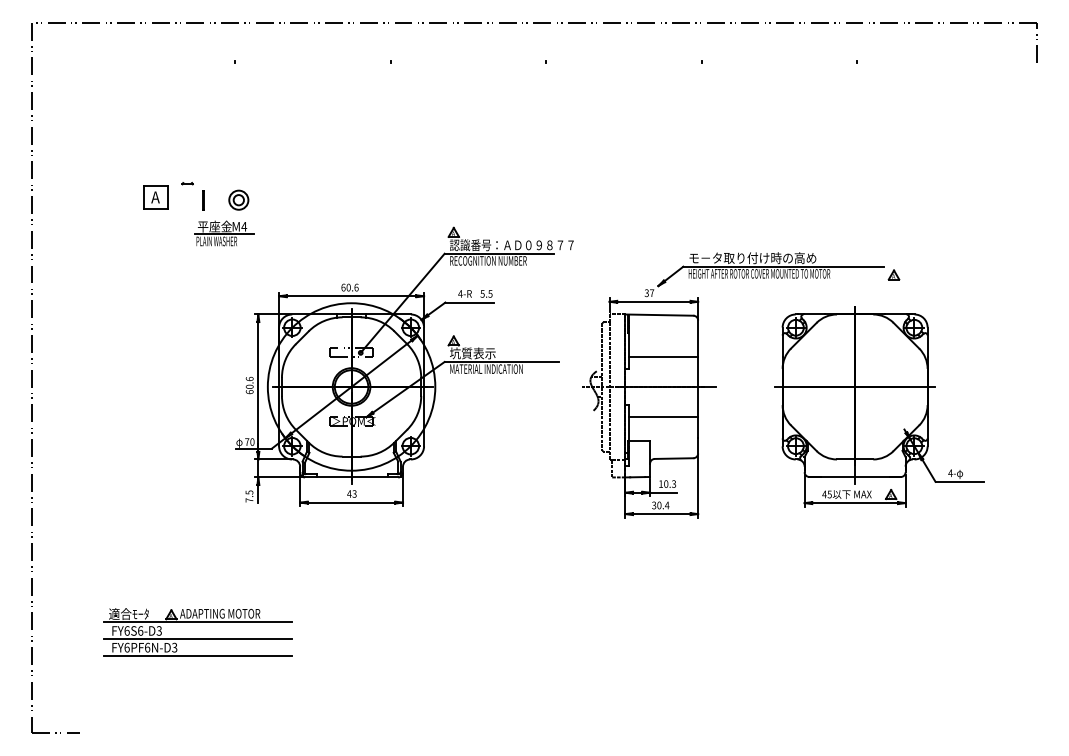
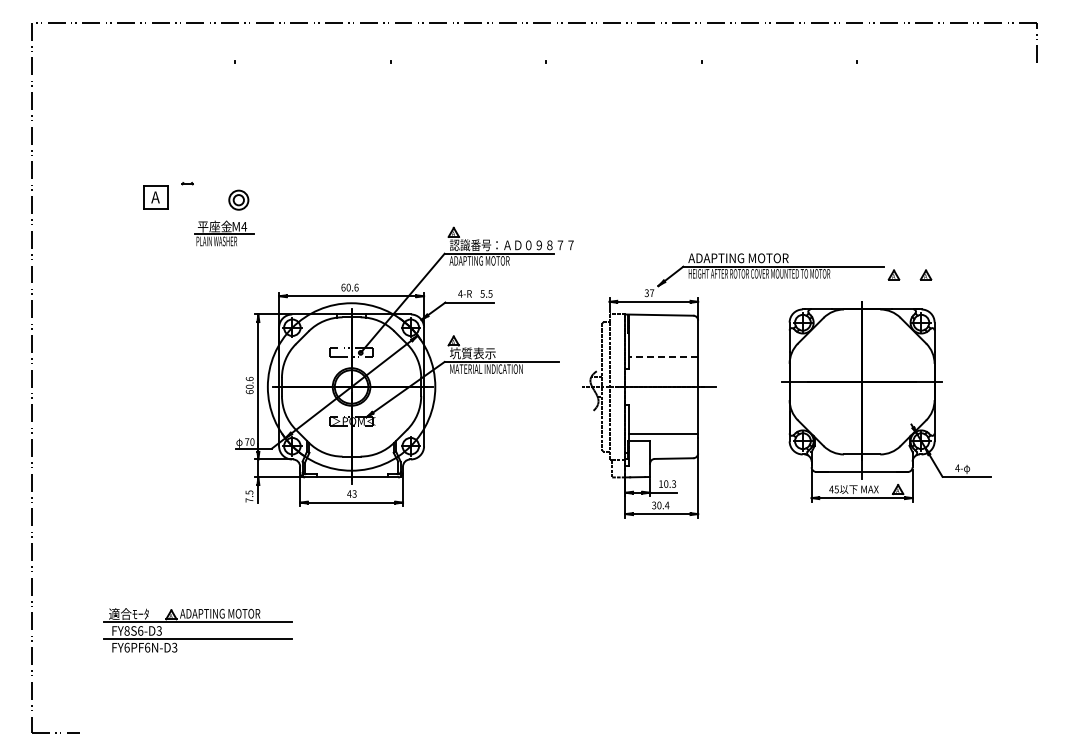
line: present -> none (203, 200)
text: モ－タ取り付け時の高め -> ADAPTING MOTOR (752, 258)
text: RECOGNITION NUMBER -> ADAPTING MOTOR (487, 260)
part: none -> present (925, 274)
line: solid -> dashed (663, 356)
part position: (879, 406) -> (886, 401) (886, 401)
line position: (663, 417) -> (663, 434) (663, 434)
text: FY6S6-D3 -> FY8S6-D3 (126, 630)
line: present -> none (197, 655)
